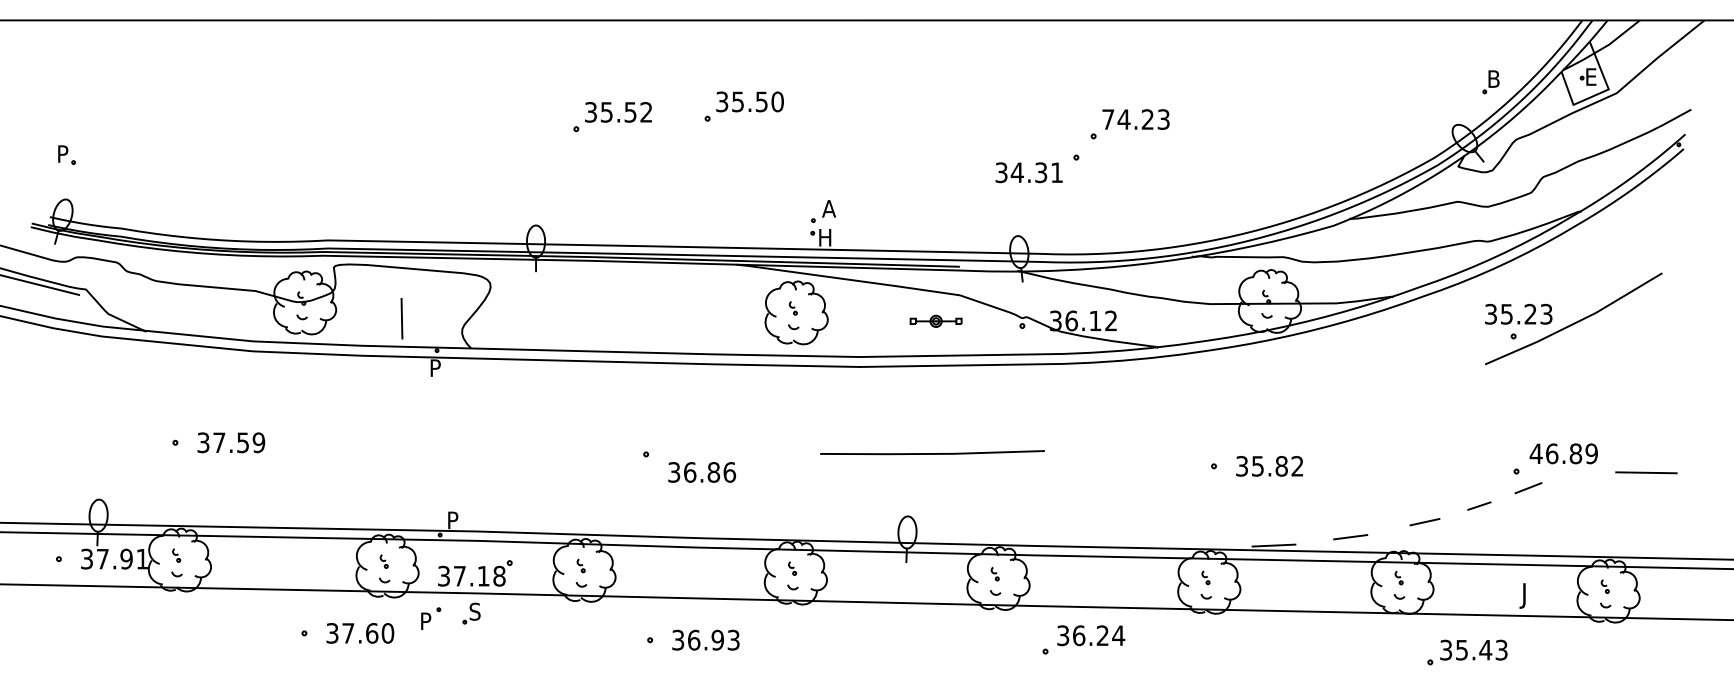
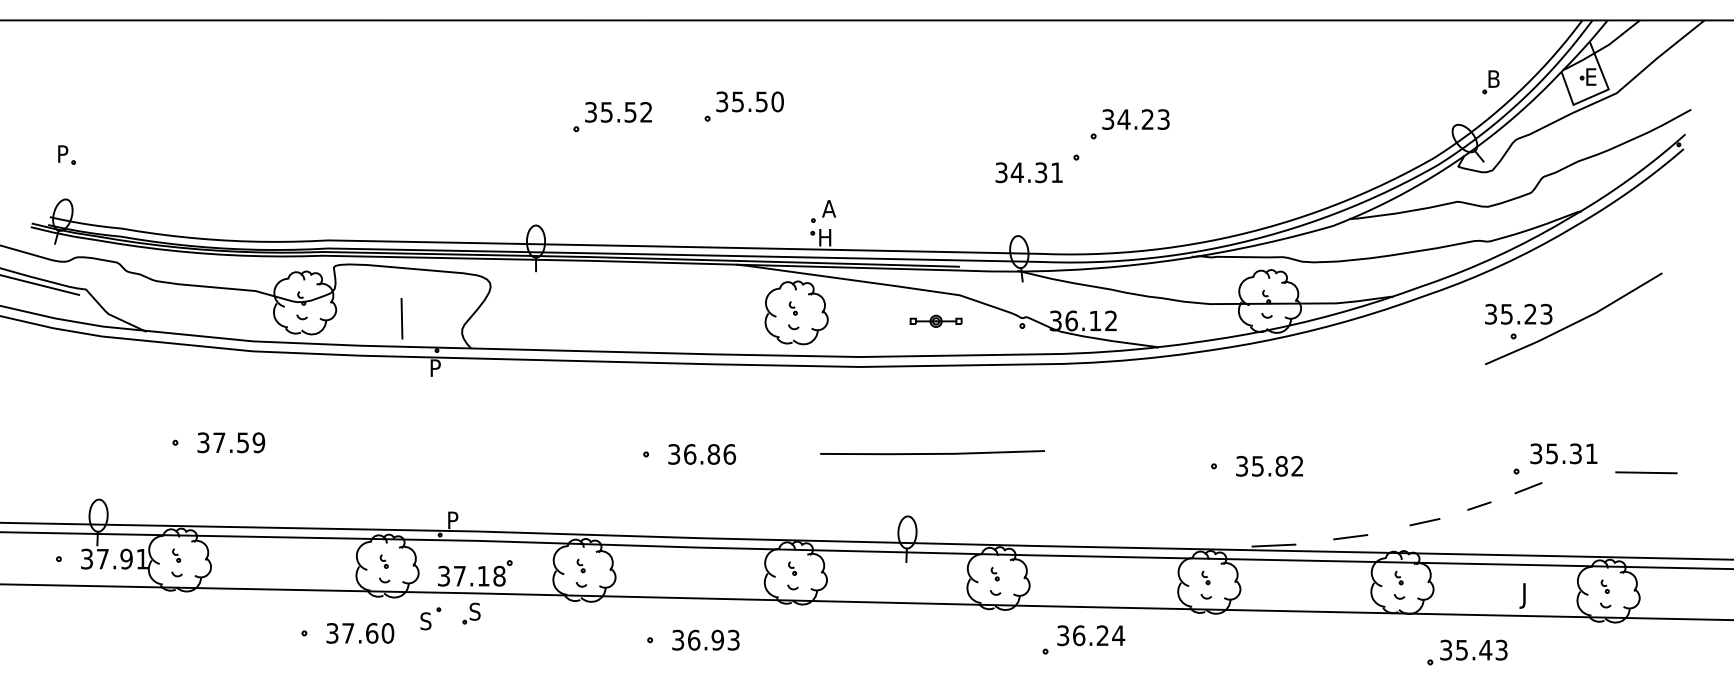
text: 74.23 -> 34.23 (1108, 119)
text: 46.89 -> 35.31 (1563, 453)
text position: (701, 472) -> (701, 454) (701, 454)
text: P -> S (425, 621)
